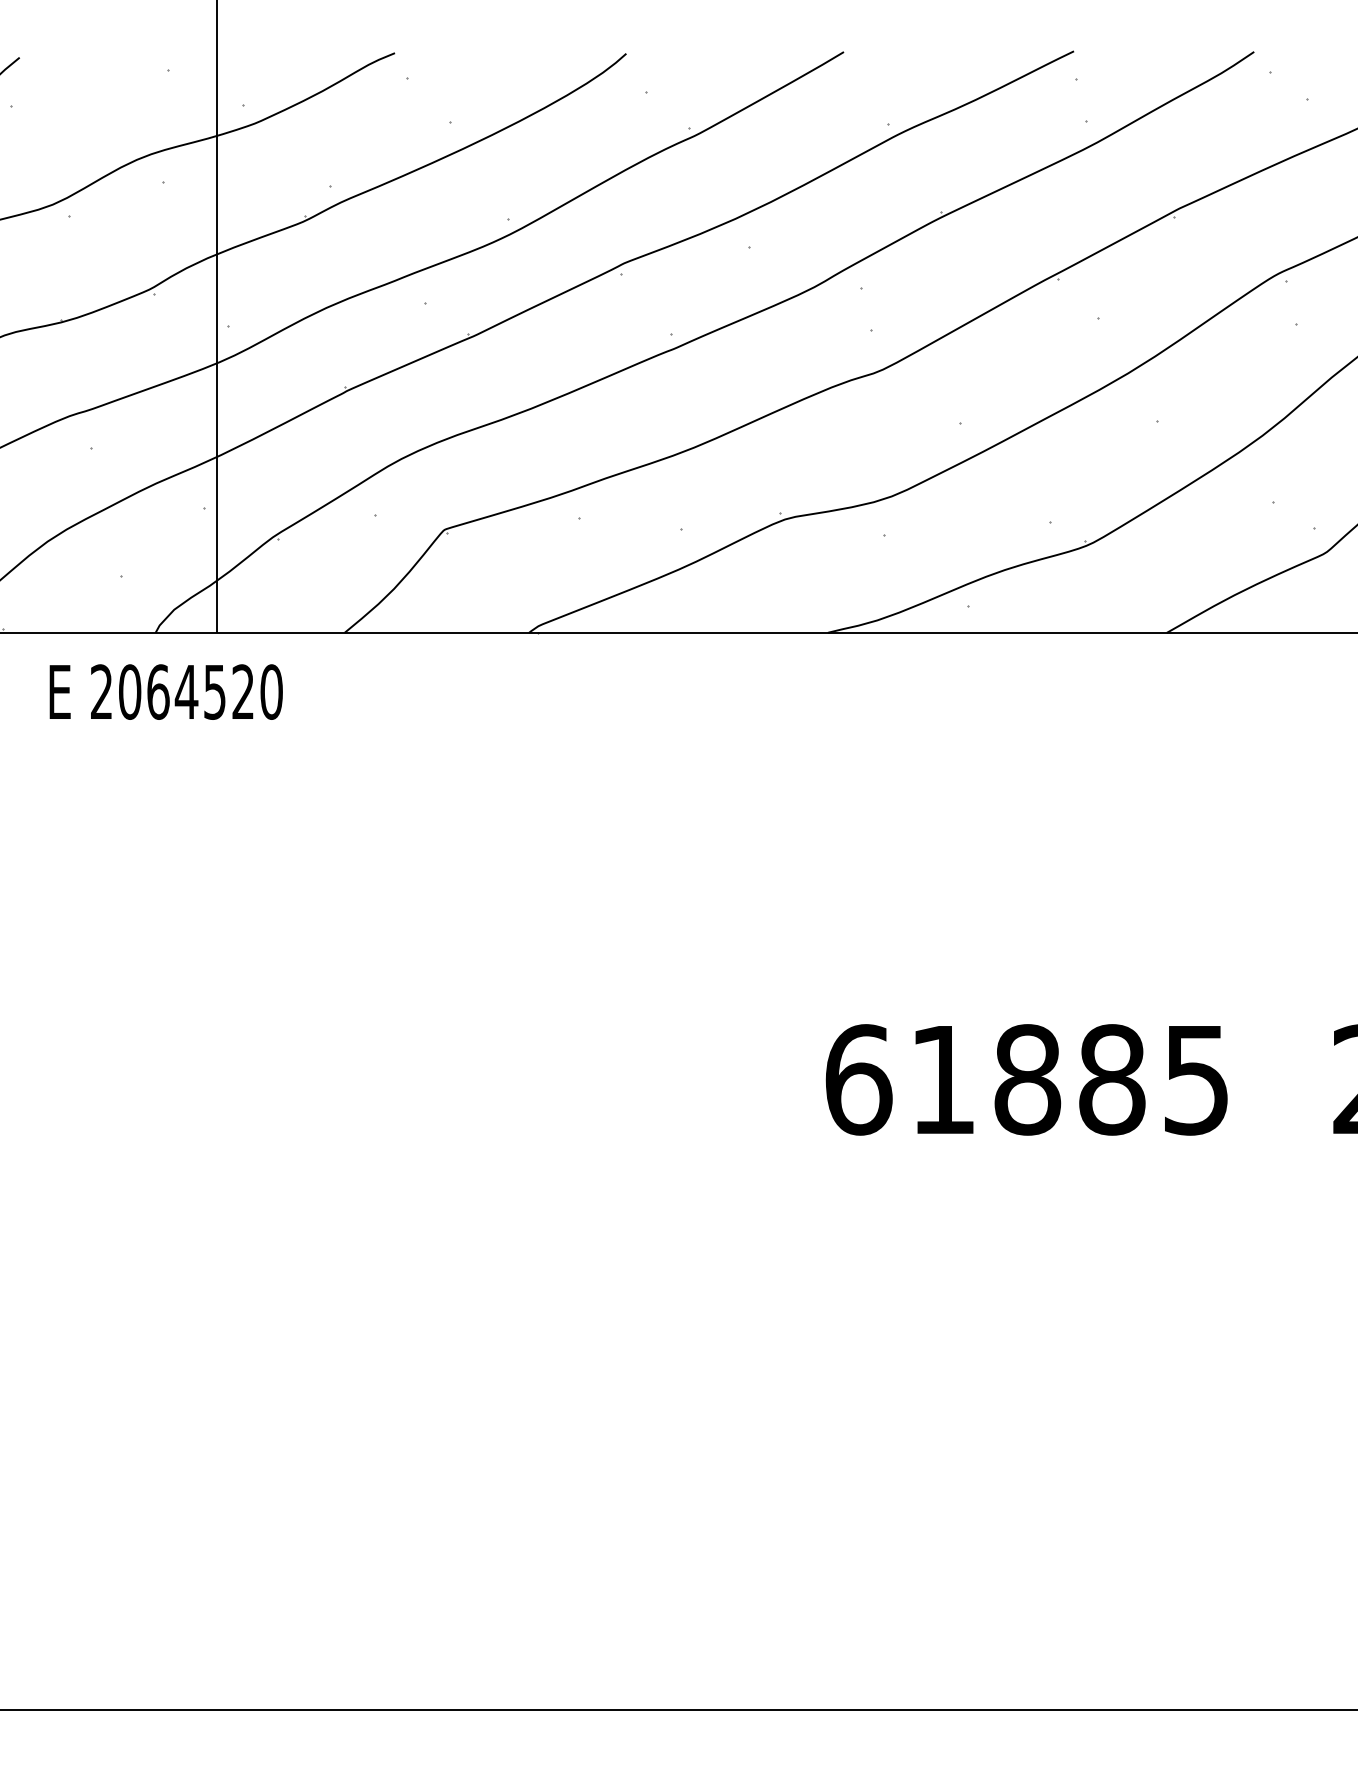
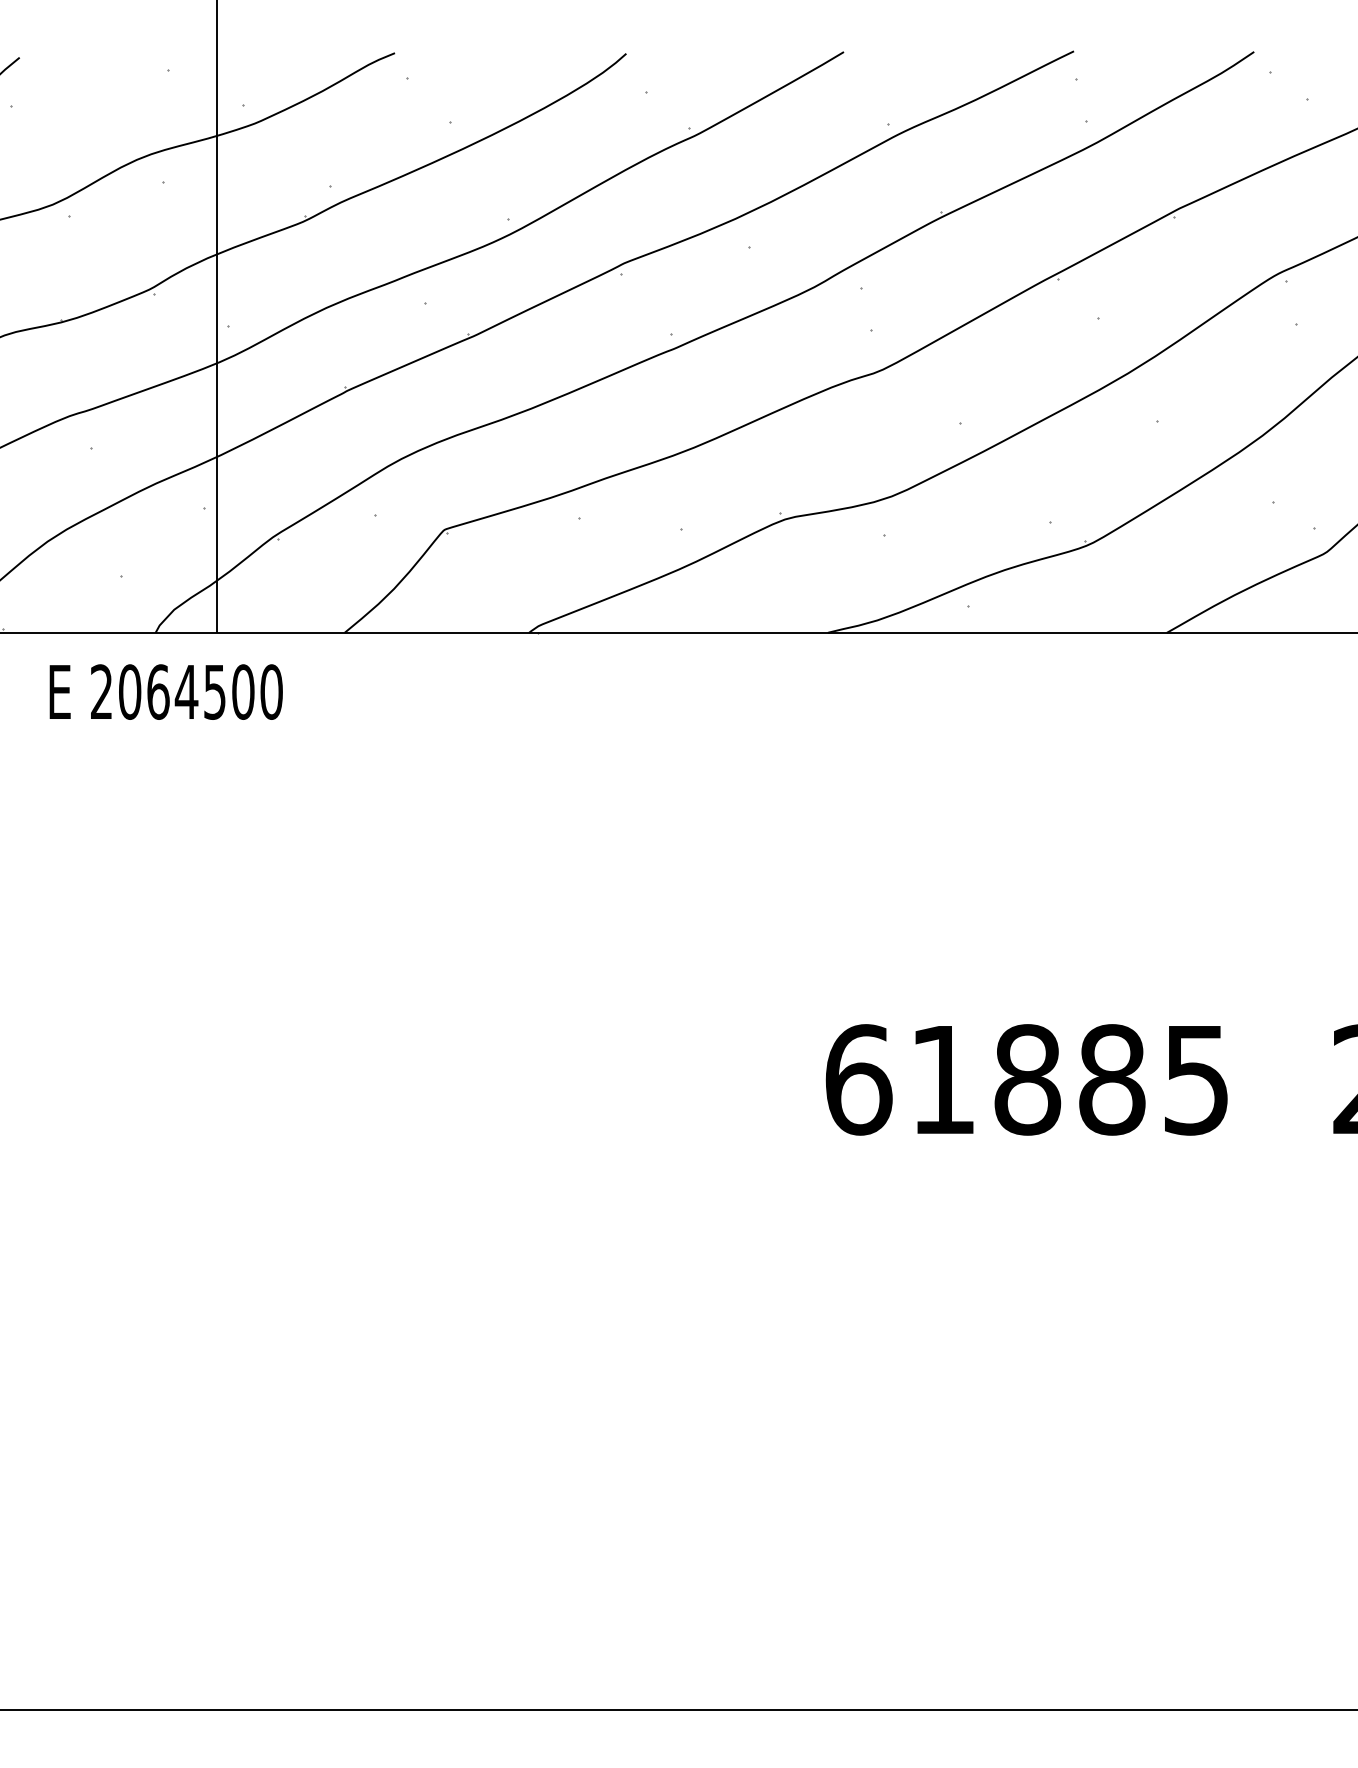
text: 2064520 -> 2064500 (243, 691)
